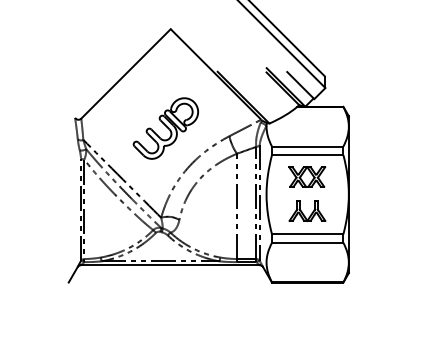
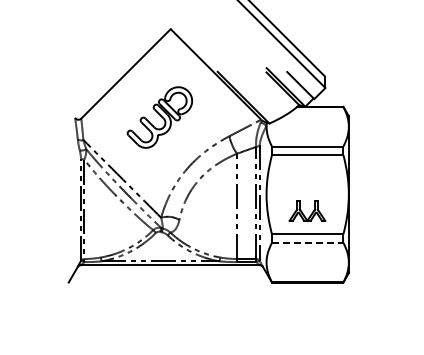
part position: (165, 128) -> (159, 117) (159, 117)
part: present -> none (307, 176)
line: solid -> dashed (307, 242)
